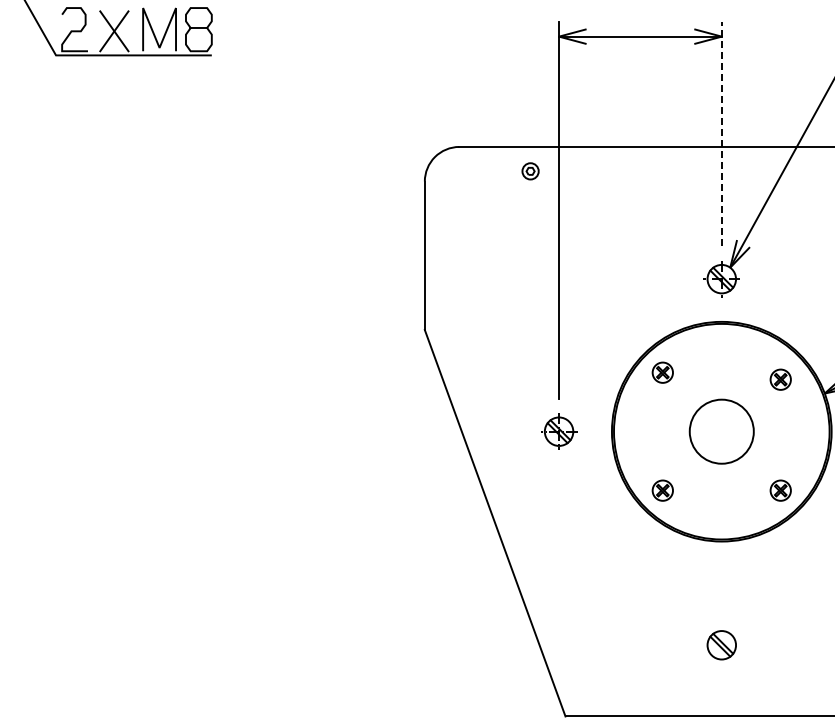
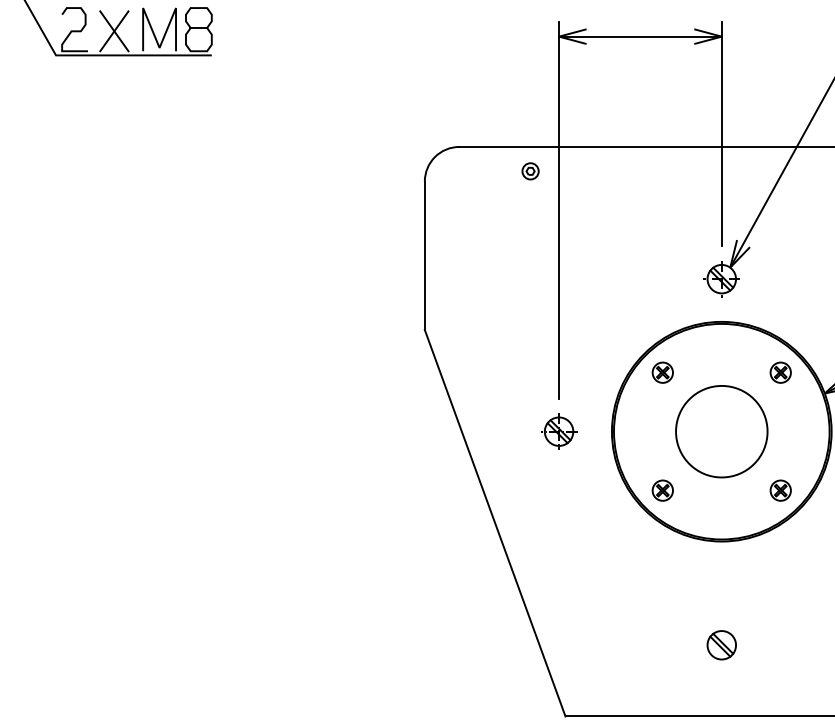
line: dashed -> solid (721, 134)
part position: (780, 379) -> (780, 372) (780, 372)
circle diameter: 64 px -> 92 px (721, 431)
